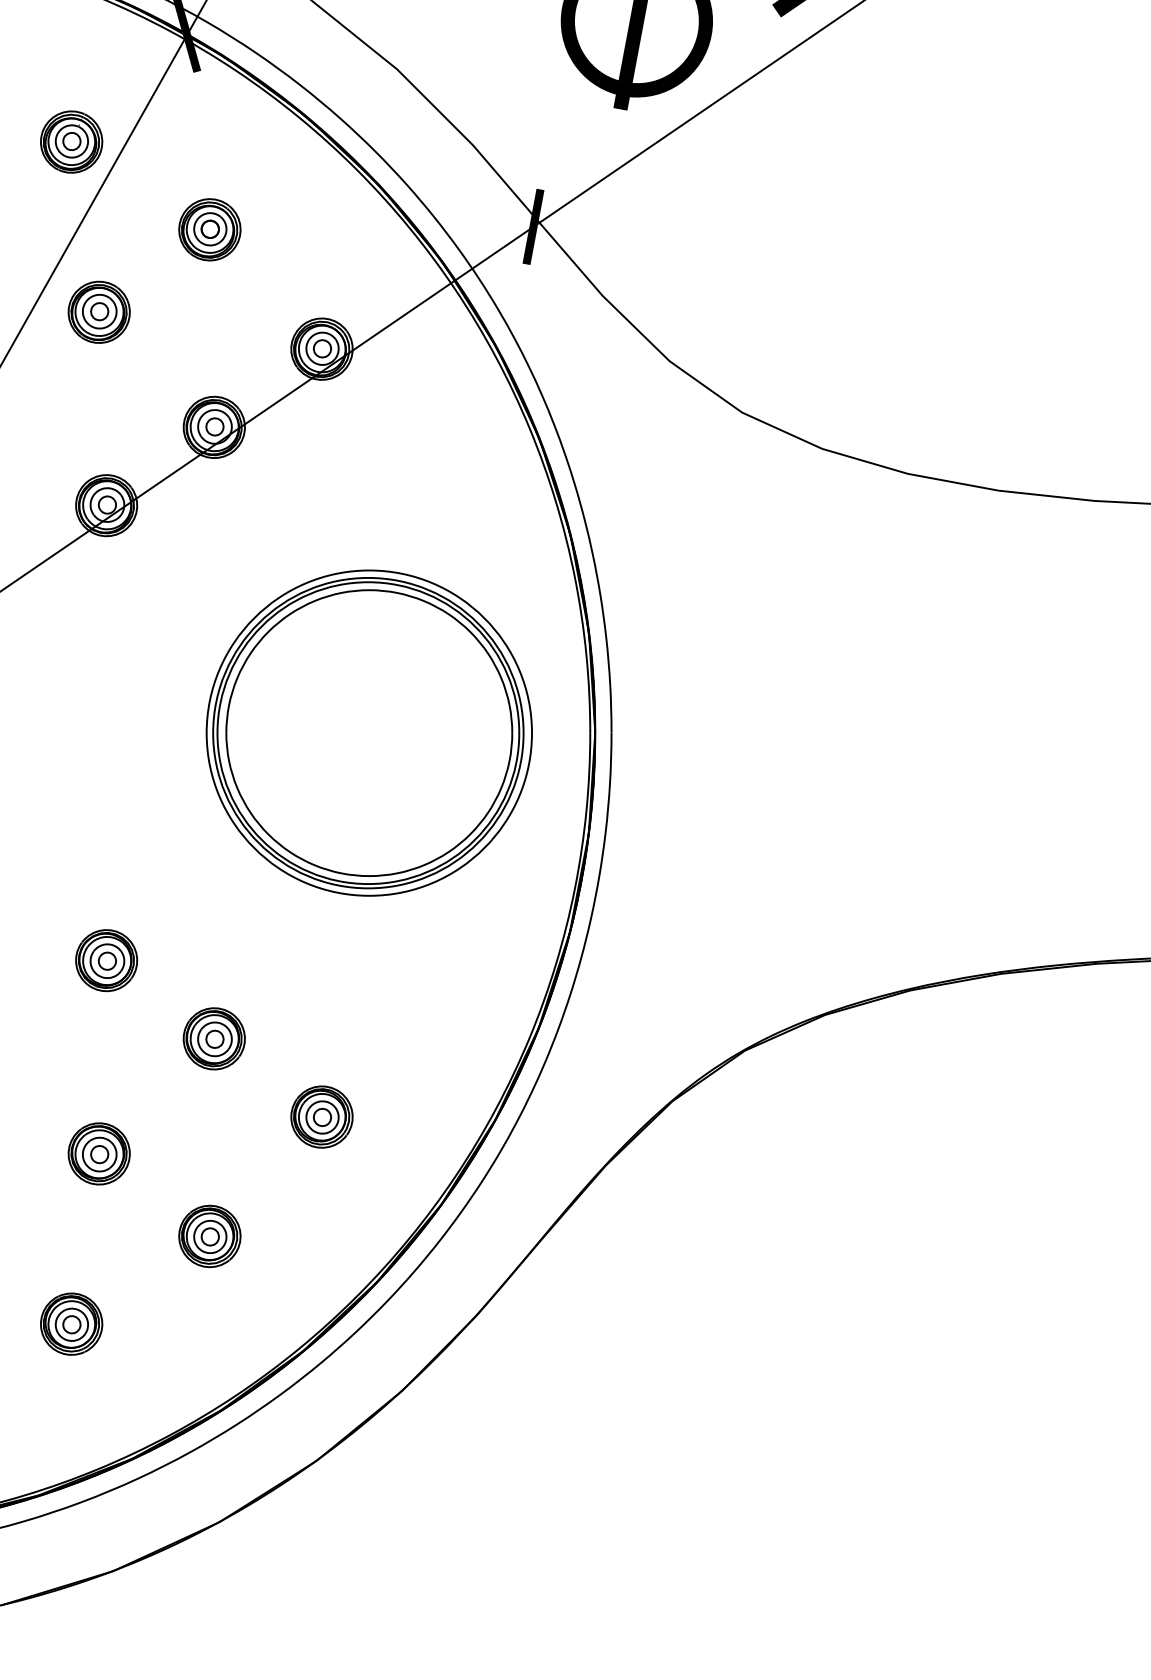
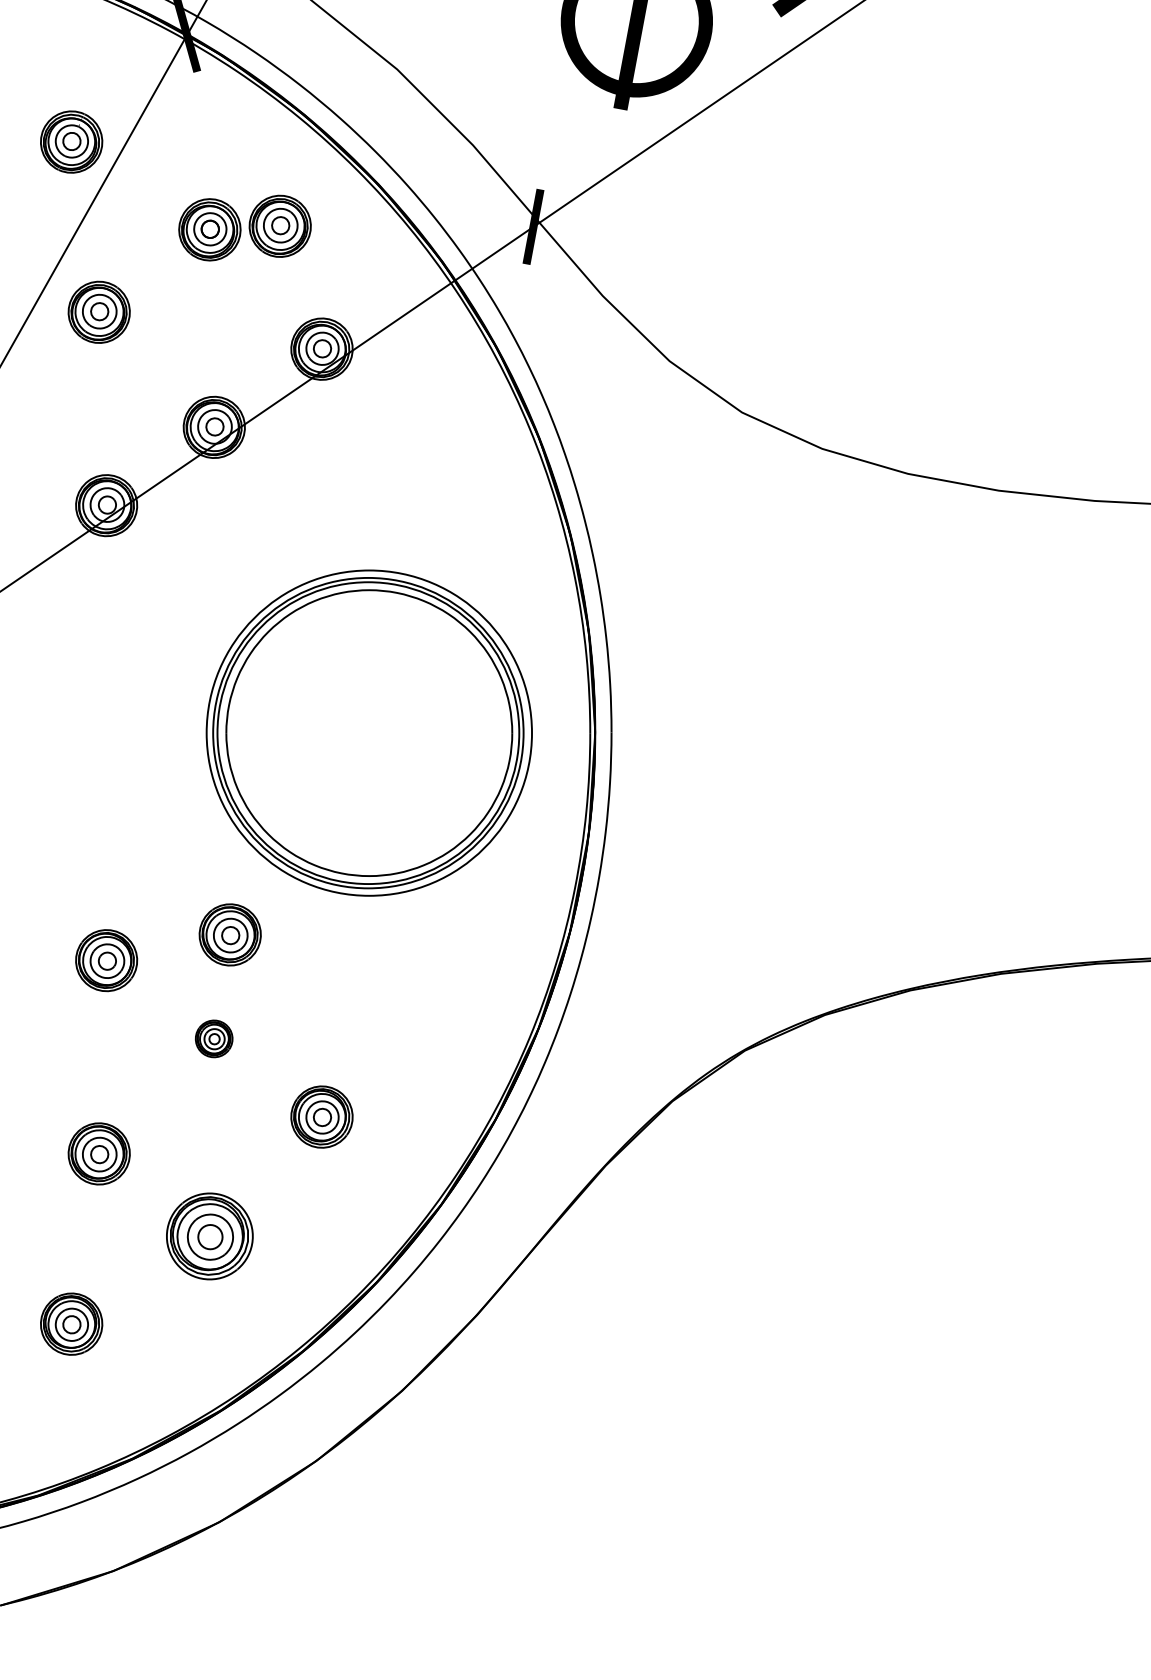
part: none -> present (279, 225)
part: none -> present (229, 934)
part size: 64x64 px -> 40x40 px (213, 1038)
part size: 64x65 px -> 88x89 px (209, 1236)
